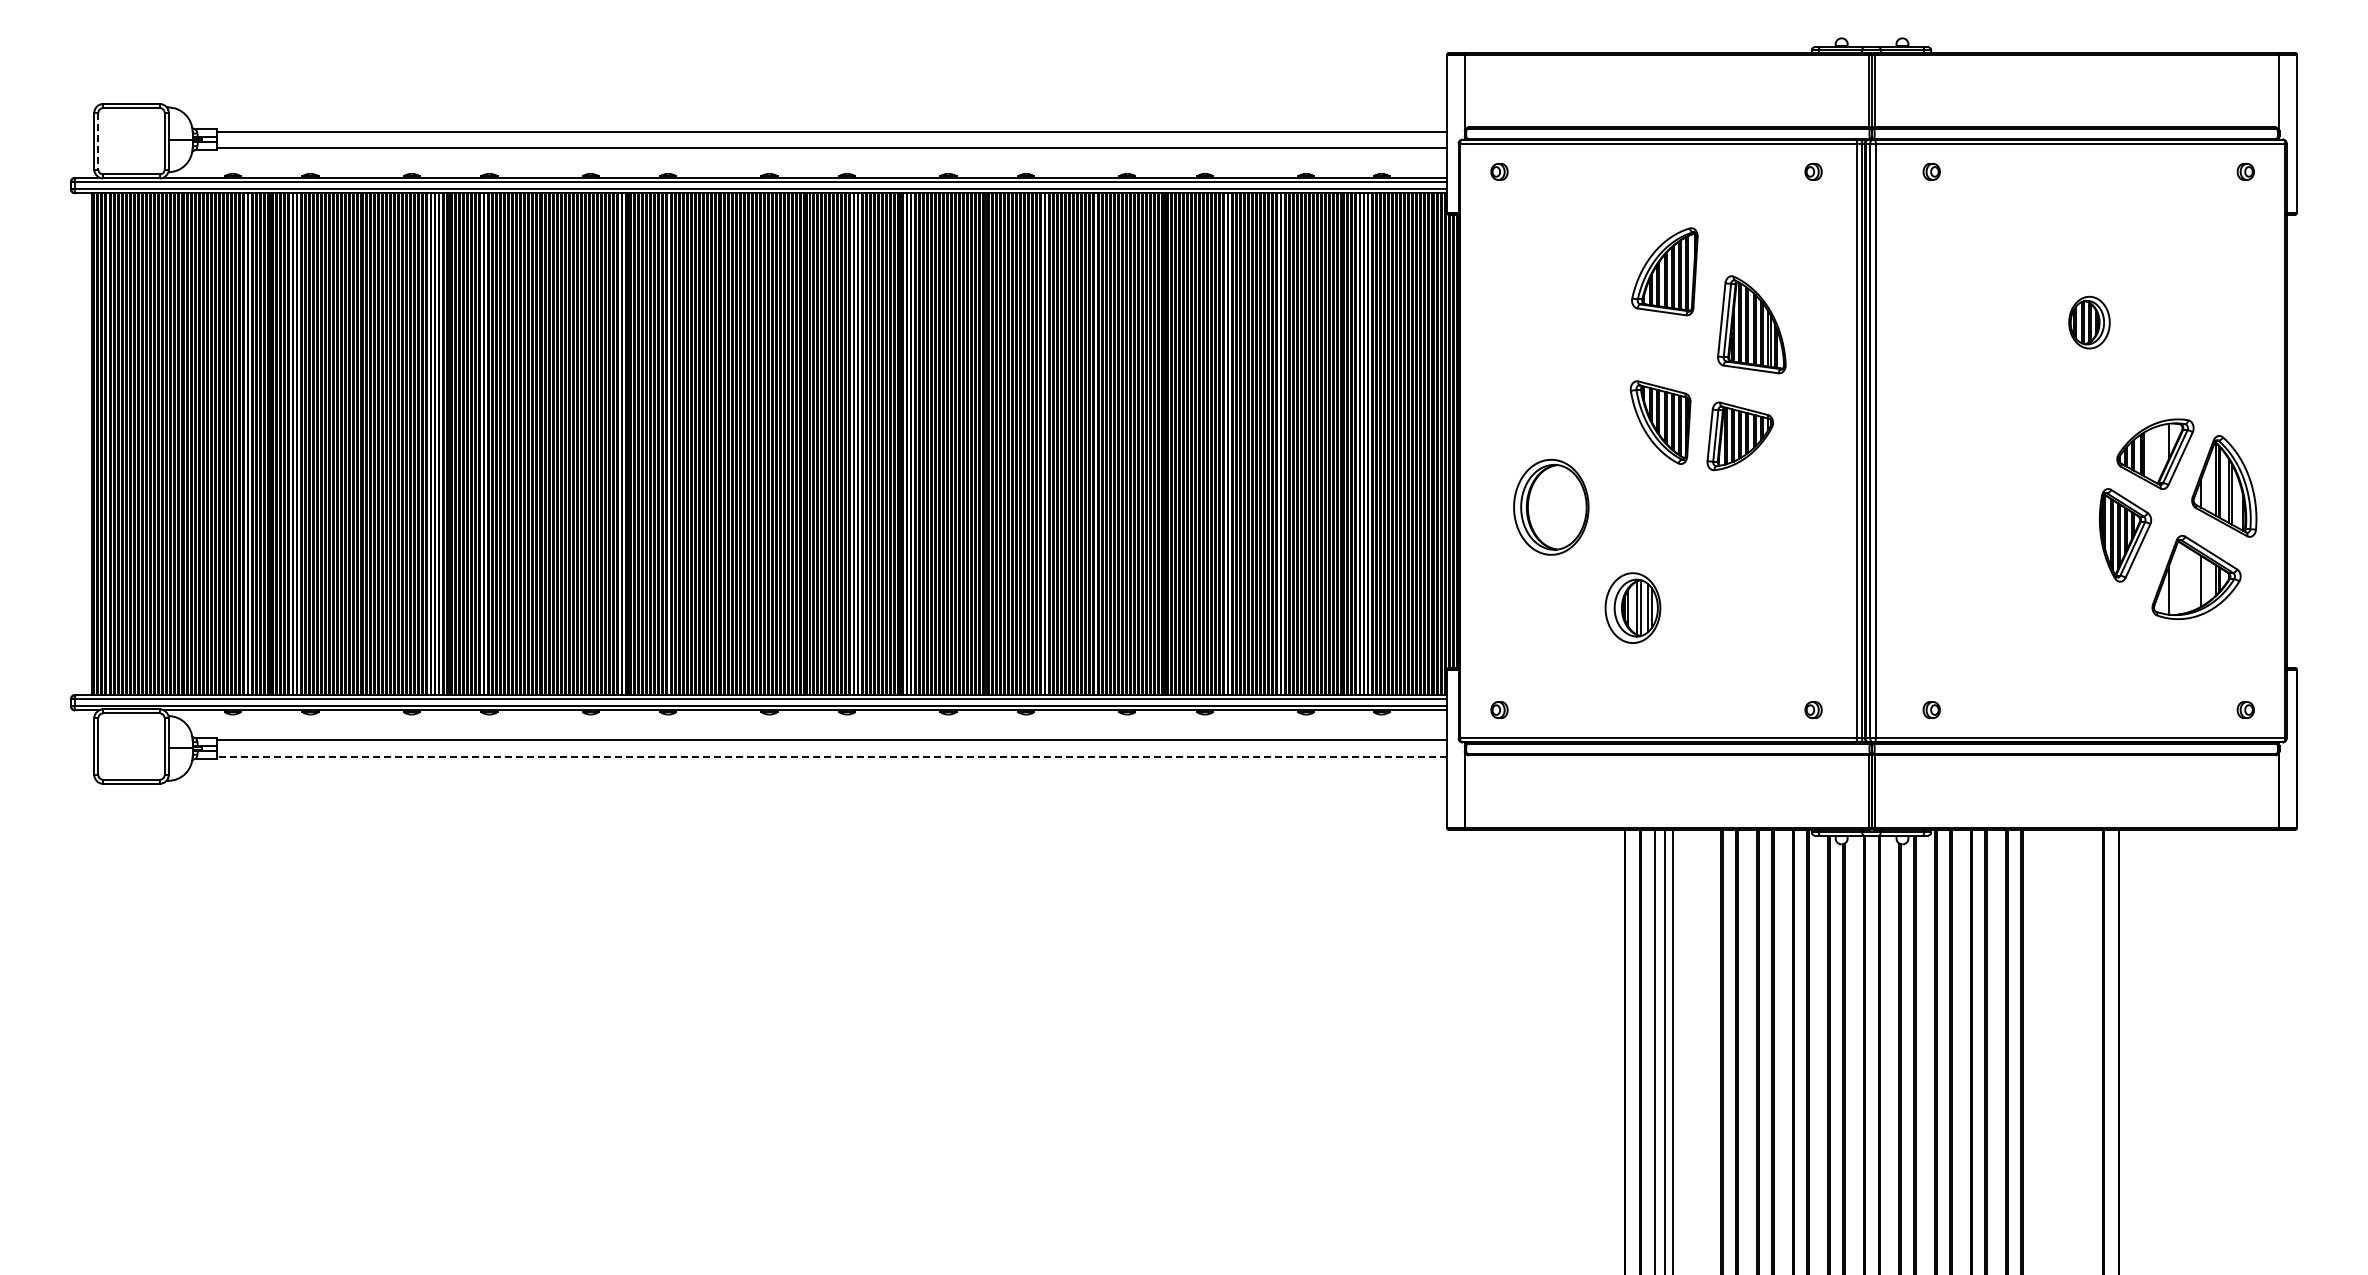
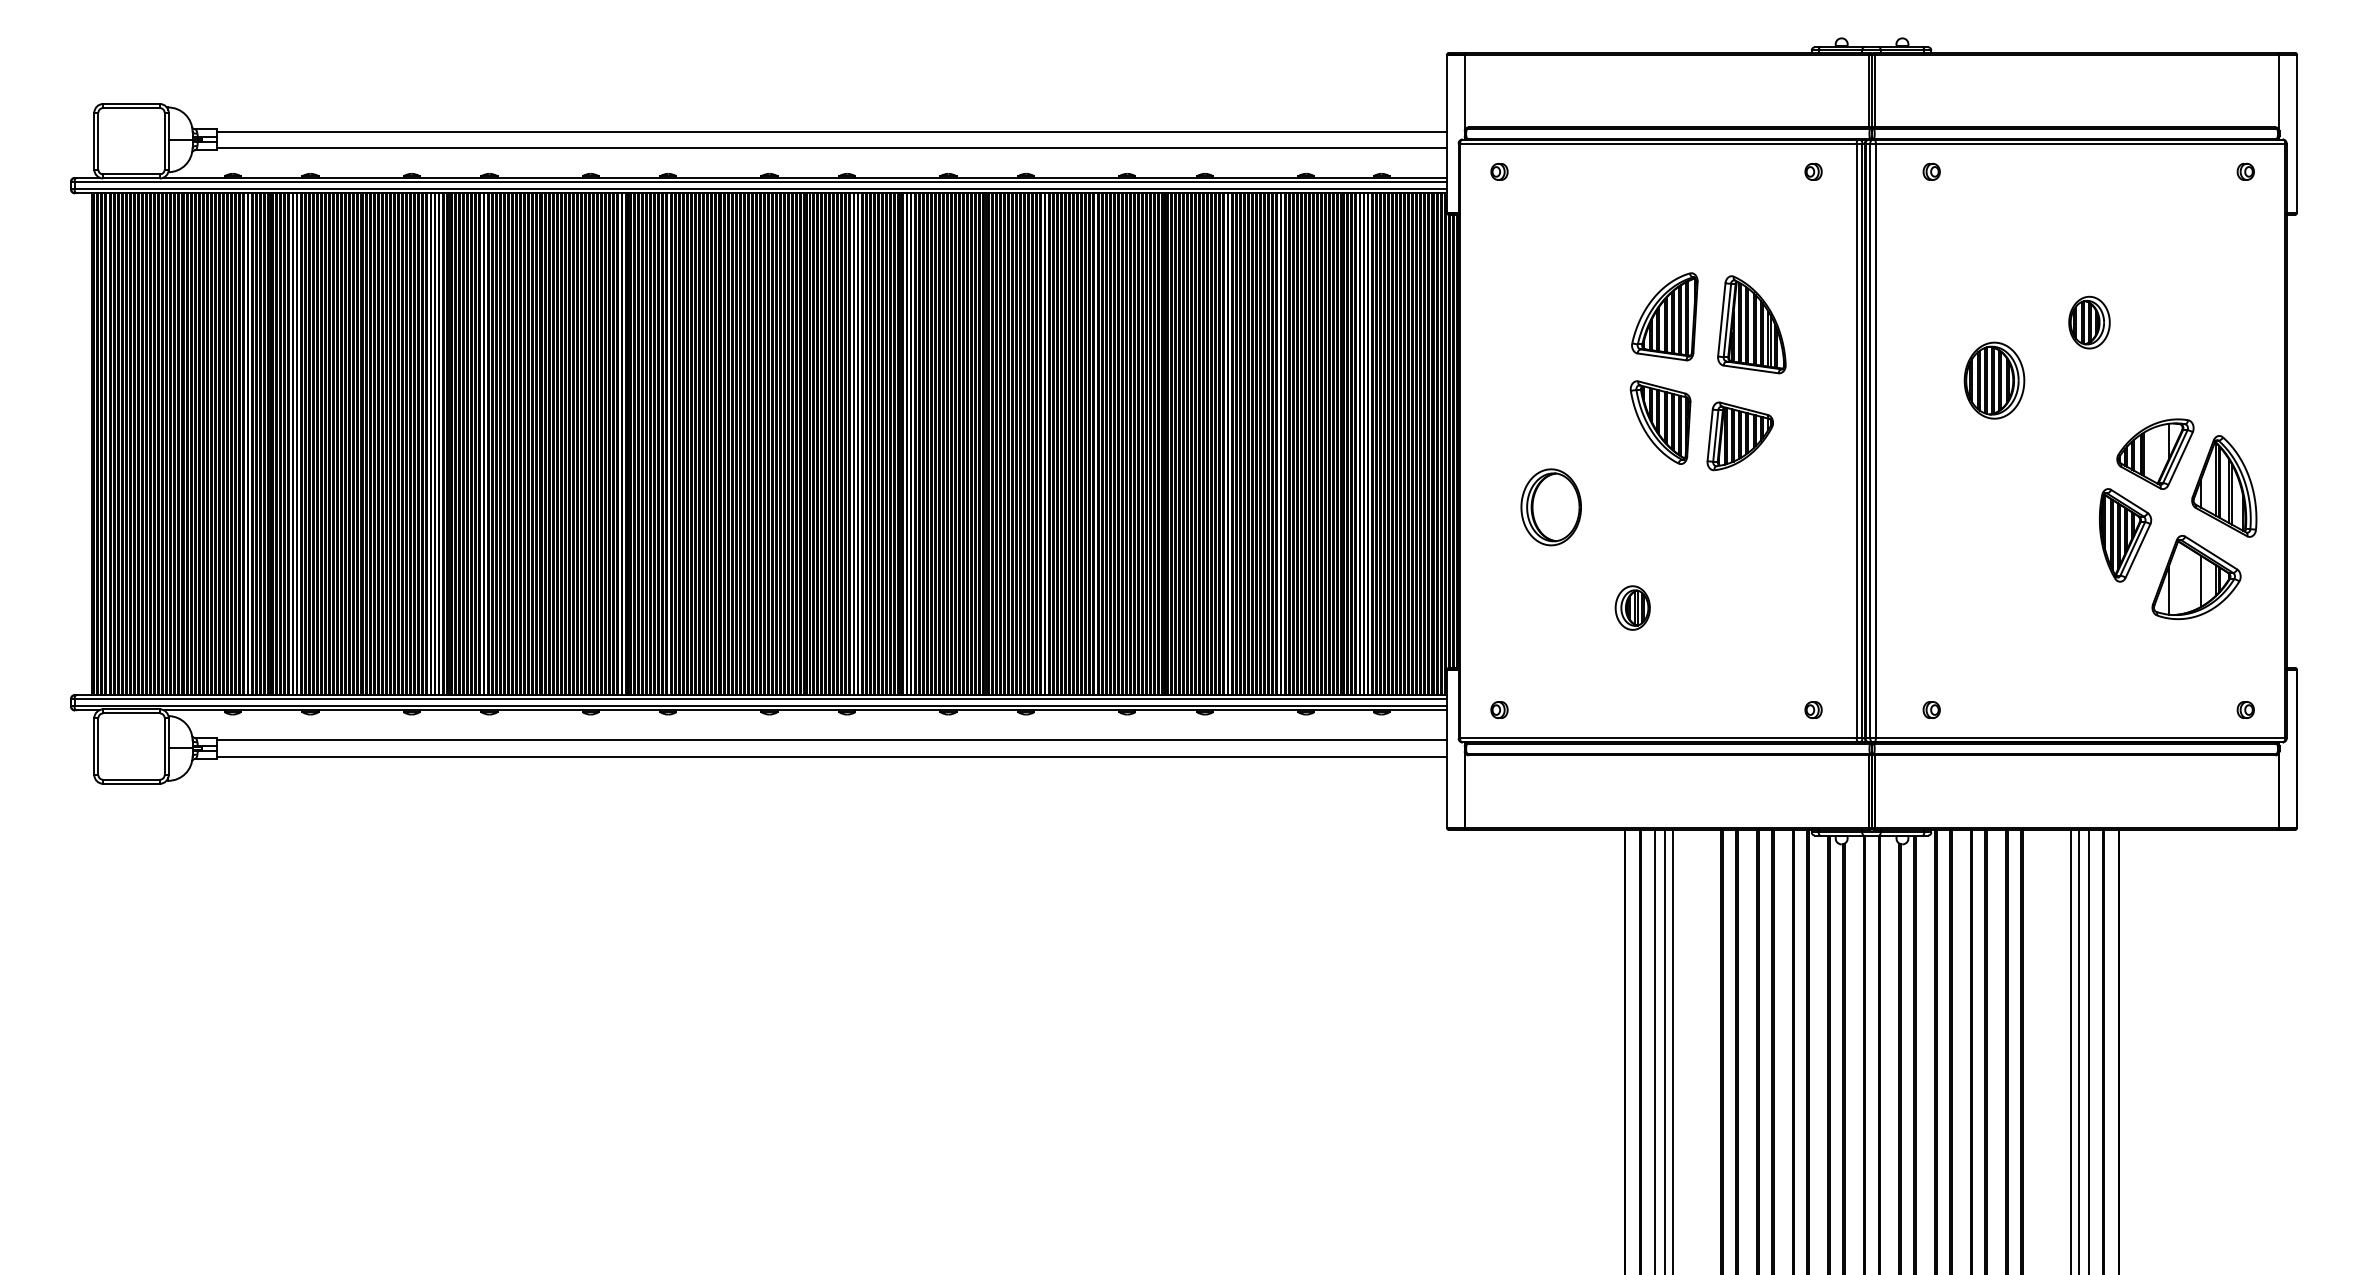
line: dashed -> solid (98, 141)
part position: (1664, 271) -> (1664, 316) (1664, 316)
part: none -> present (1994, 380)
part size: 77x98 px -> 62x79 px (1550, 507)
part size: 58x72 px -> 37x46 px (1632, 607)
line: dashed -> solid (831, 756)
line: none -> present (2071, 1050)
line: none -> present (2079, 1050)
line: none -> present (2088, 1050)
